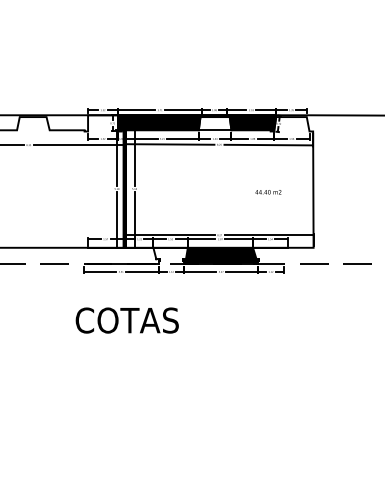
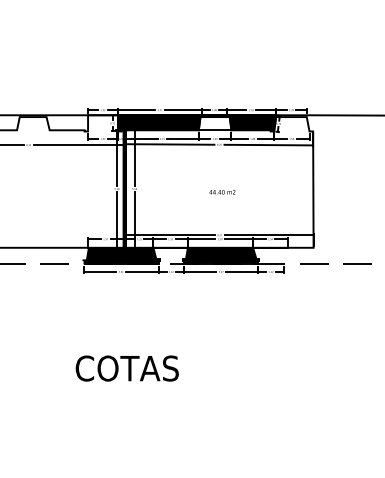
text position: (268, 192) -> (222, 192) (222, 192)
fill: none -> present (120, 255)
text position: (126, 320) -> (126, 368) (126, 368)
